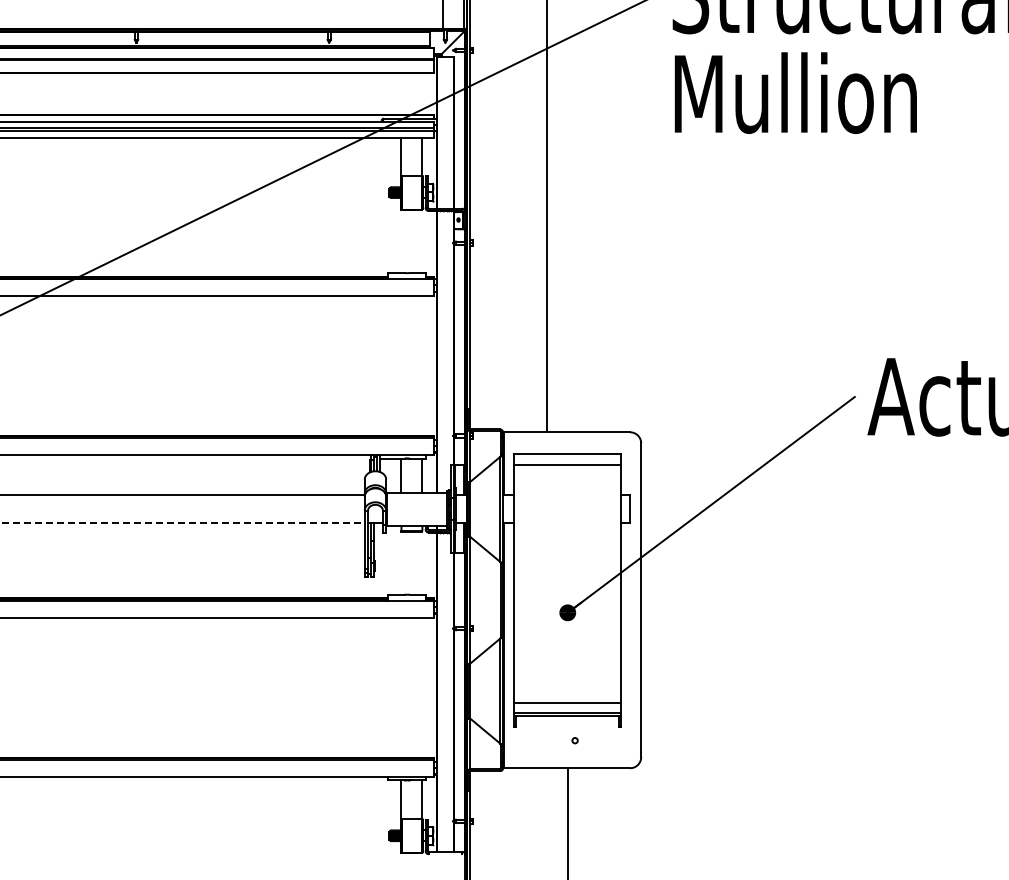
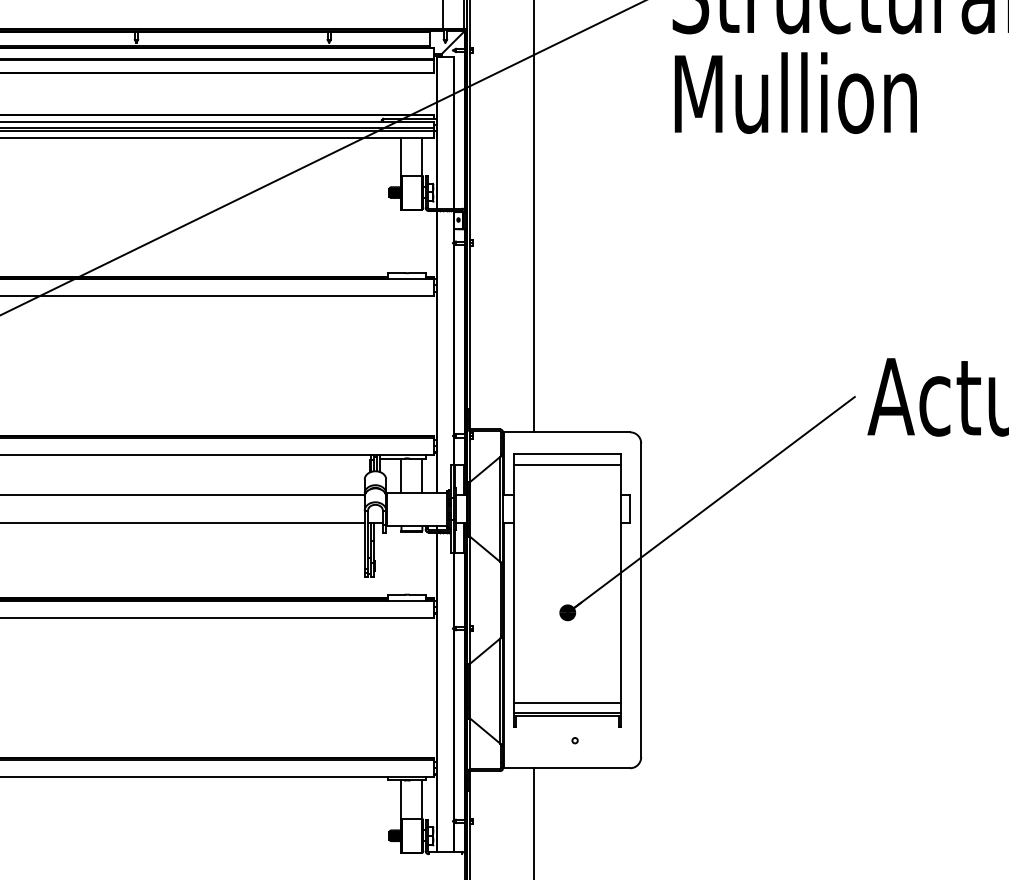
line position: (546, 217) -> (533, 217) (533, 217)
line: dashed -> solid (182, 523)
line position: (567, 822) -> (533, 822) (533, 822)
